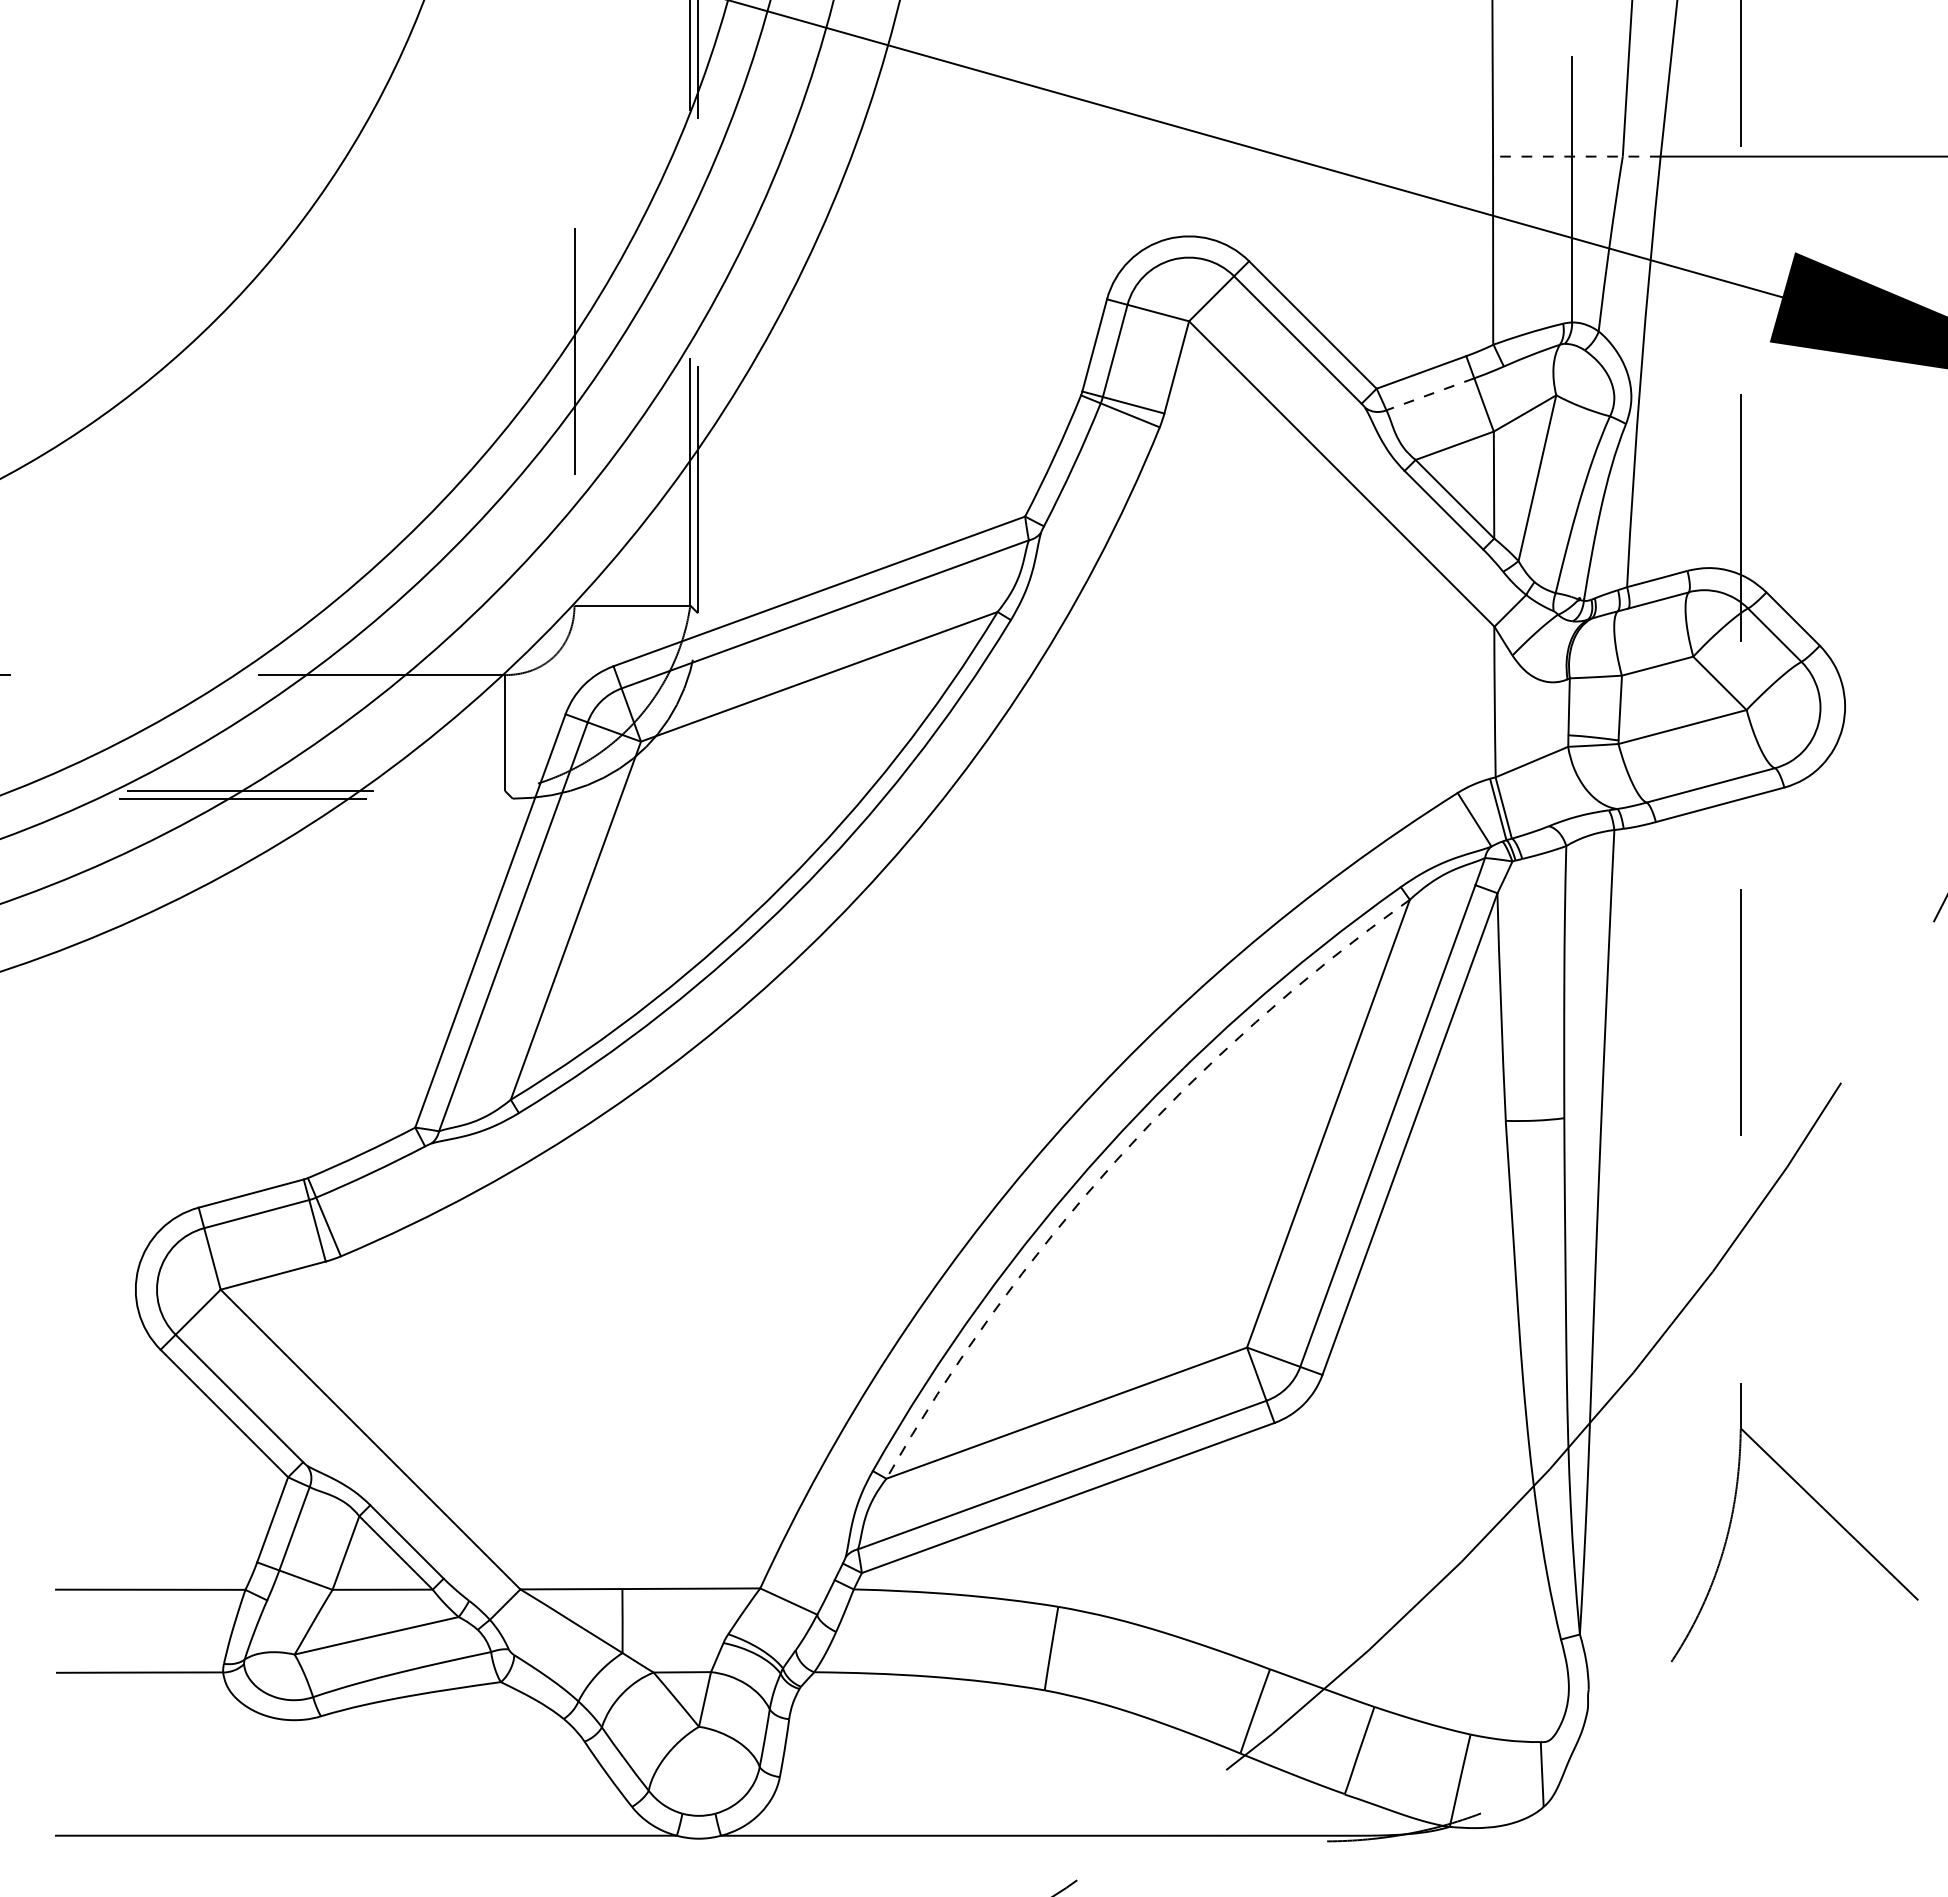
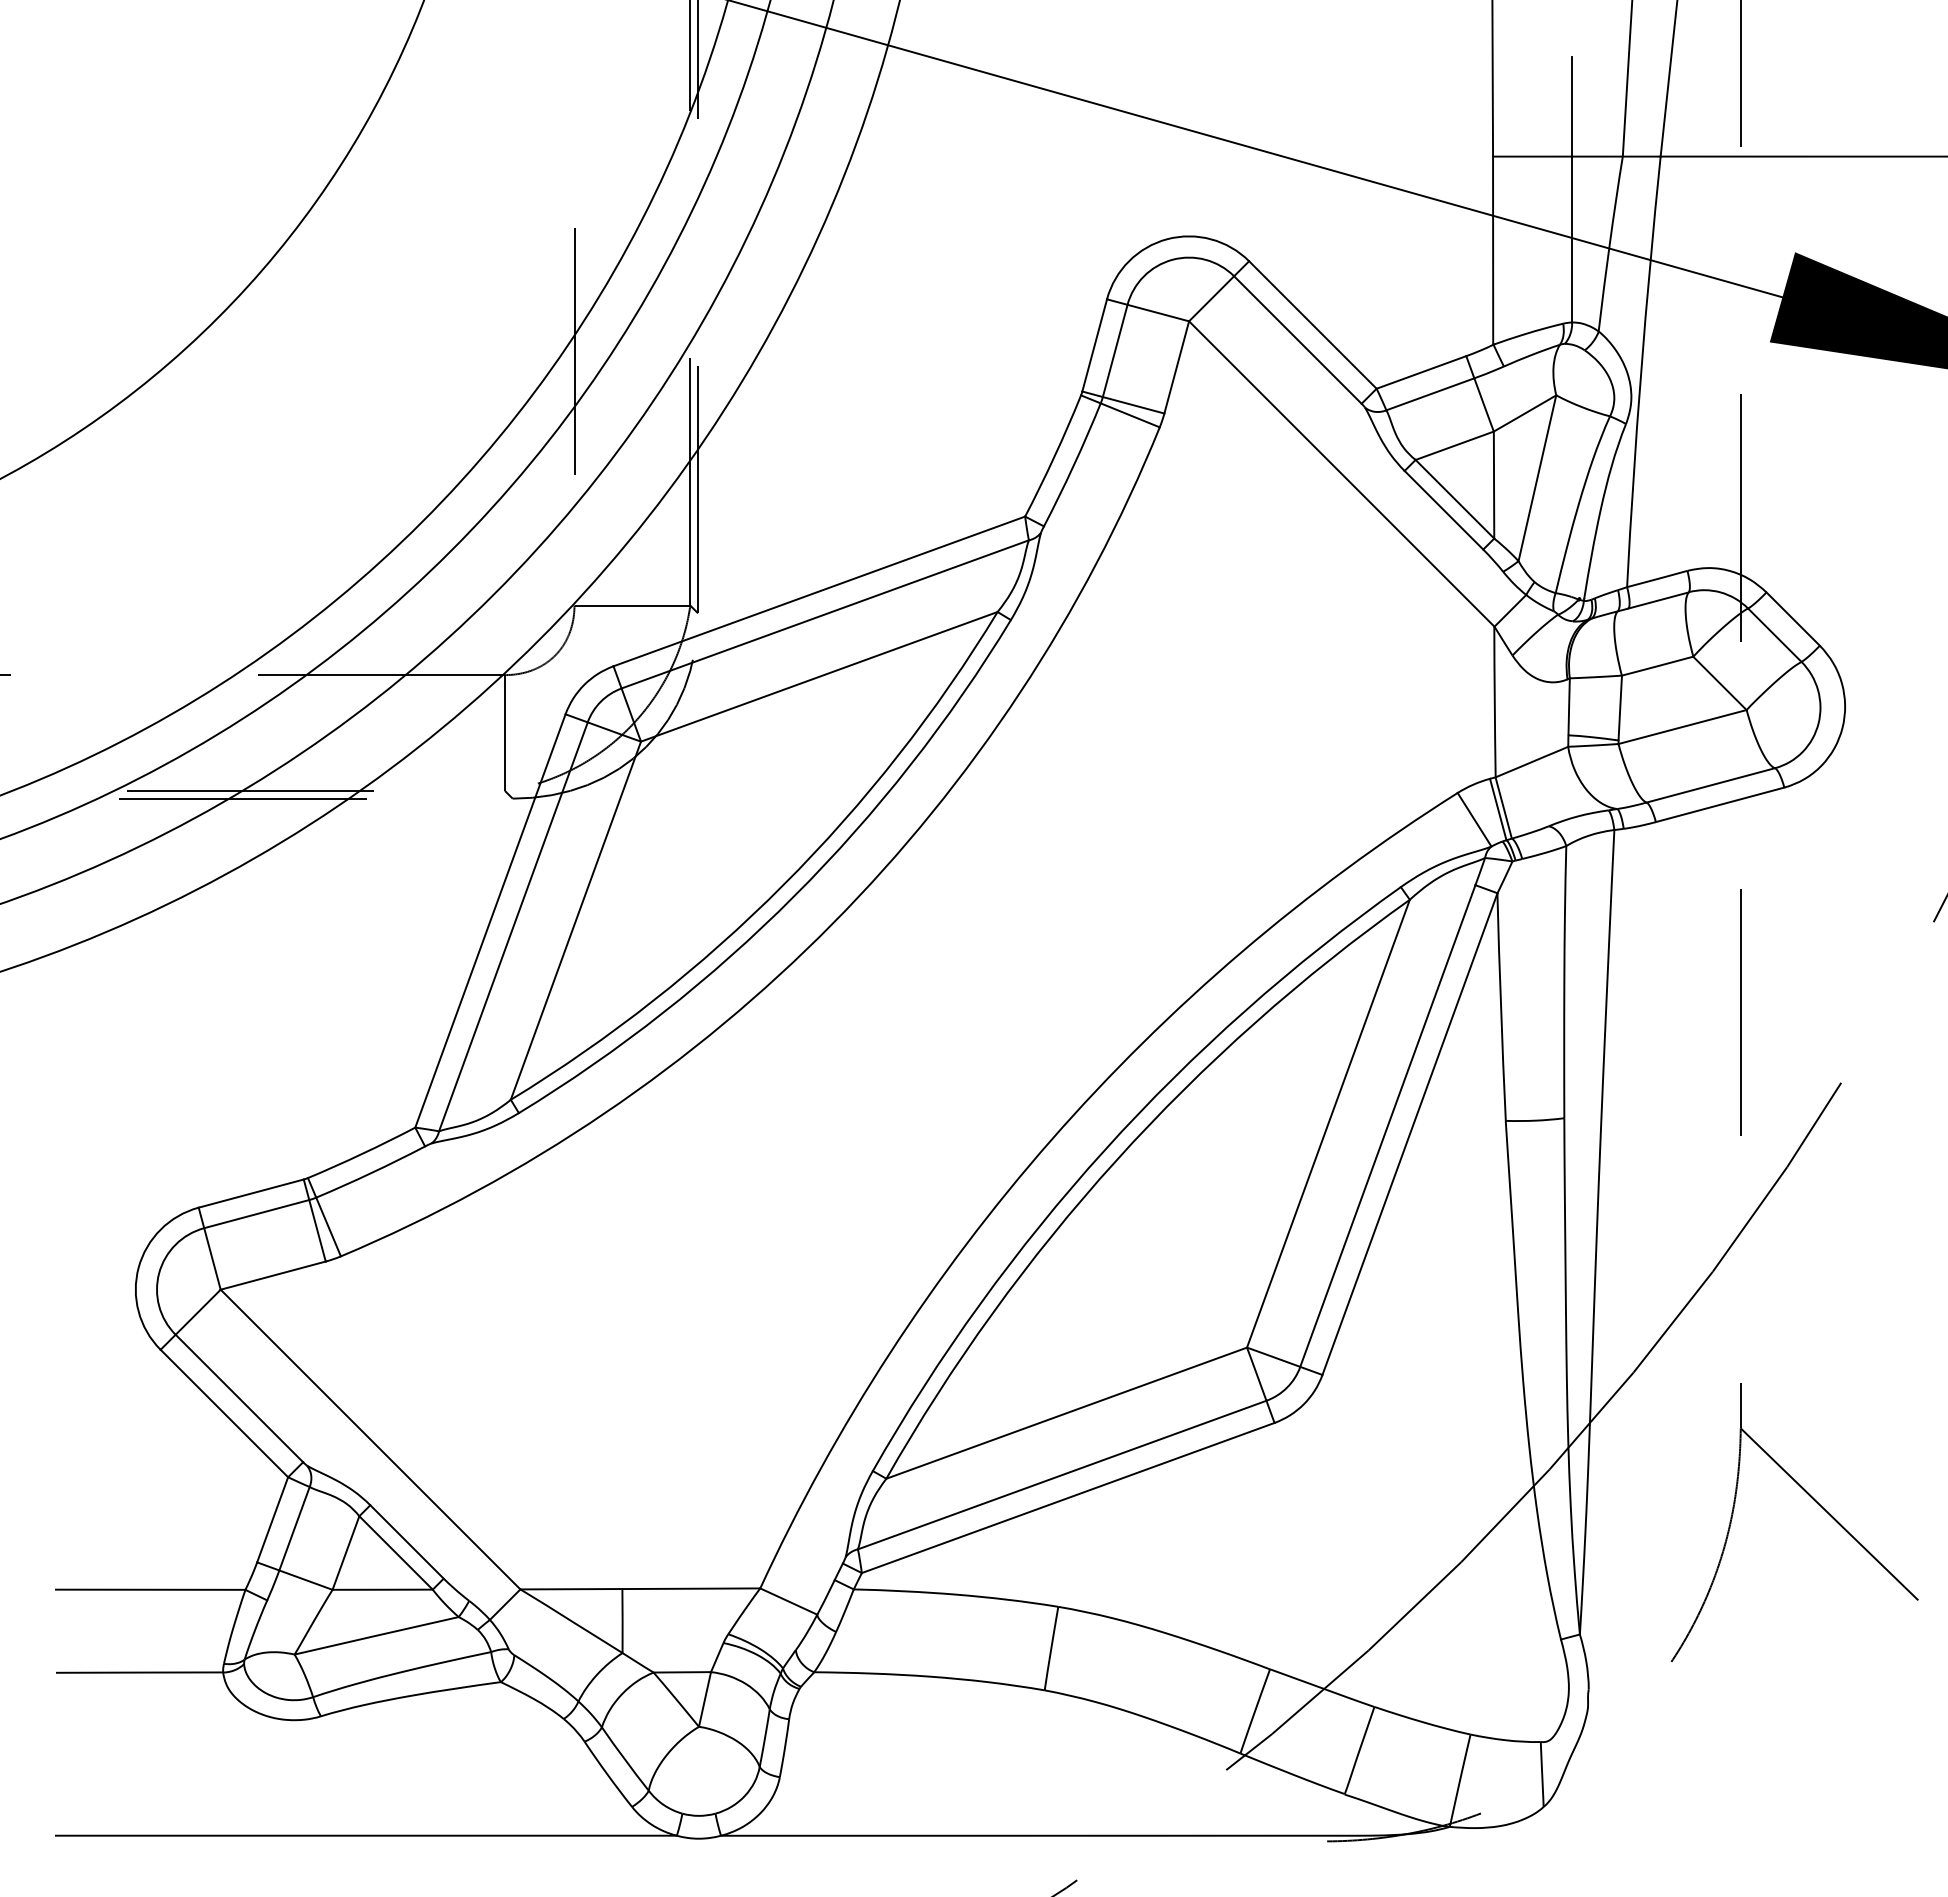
line: dashed -> solid (1576, 156)
line: dashed -> solid (1430, 394)
arc: dashed -> solid (1116, 1160)
